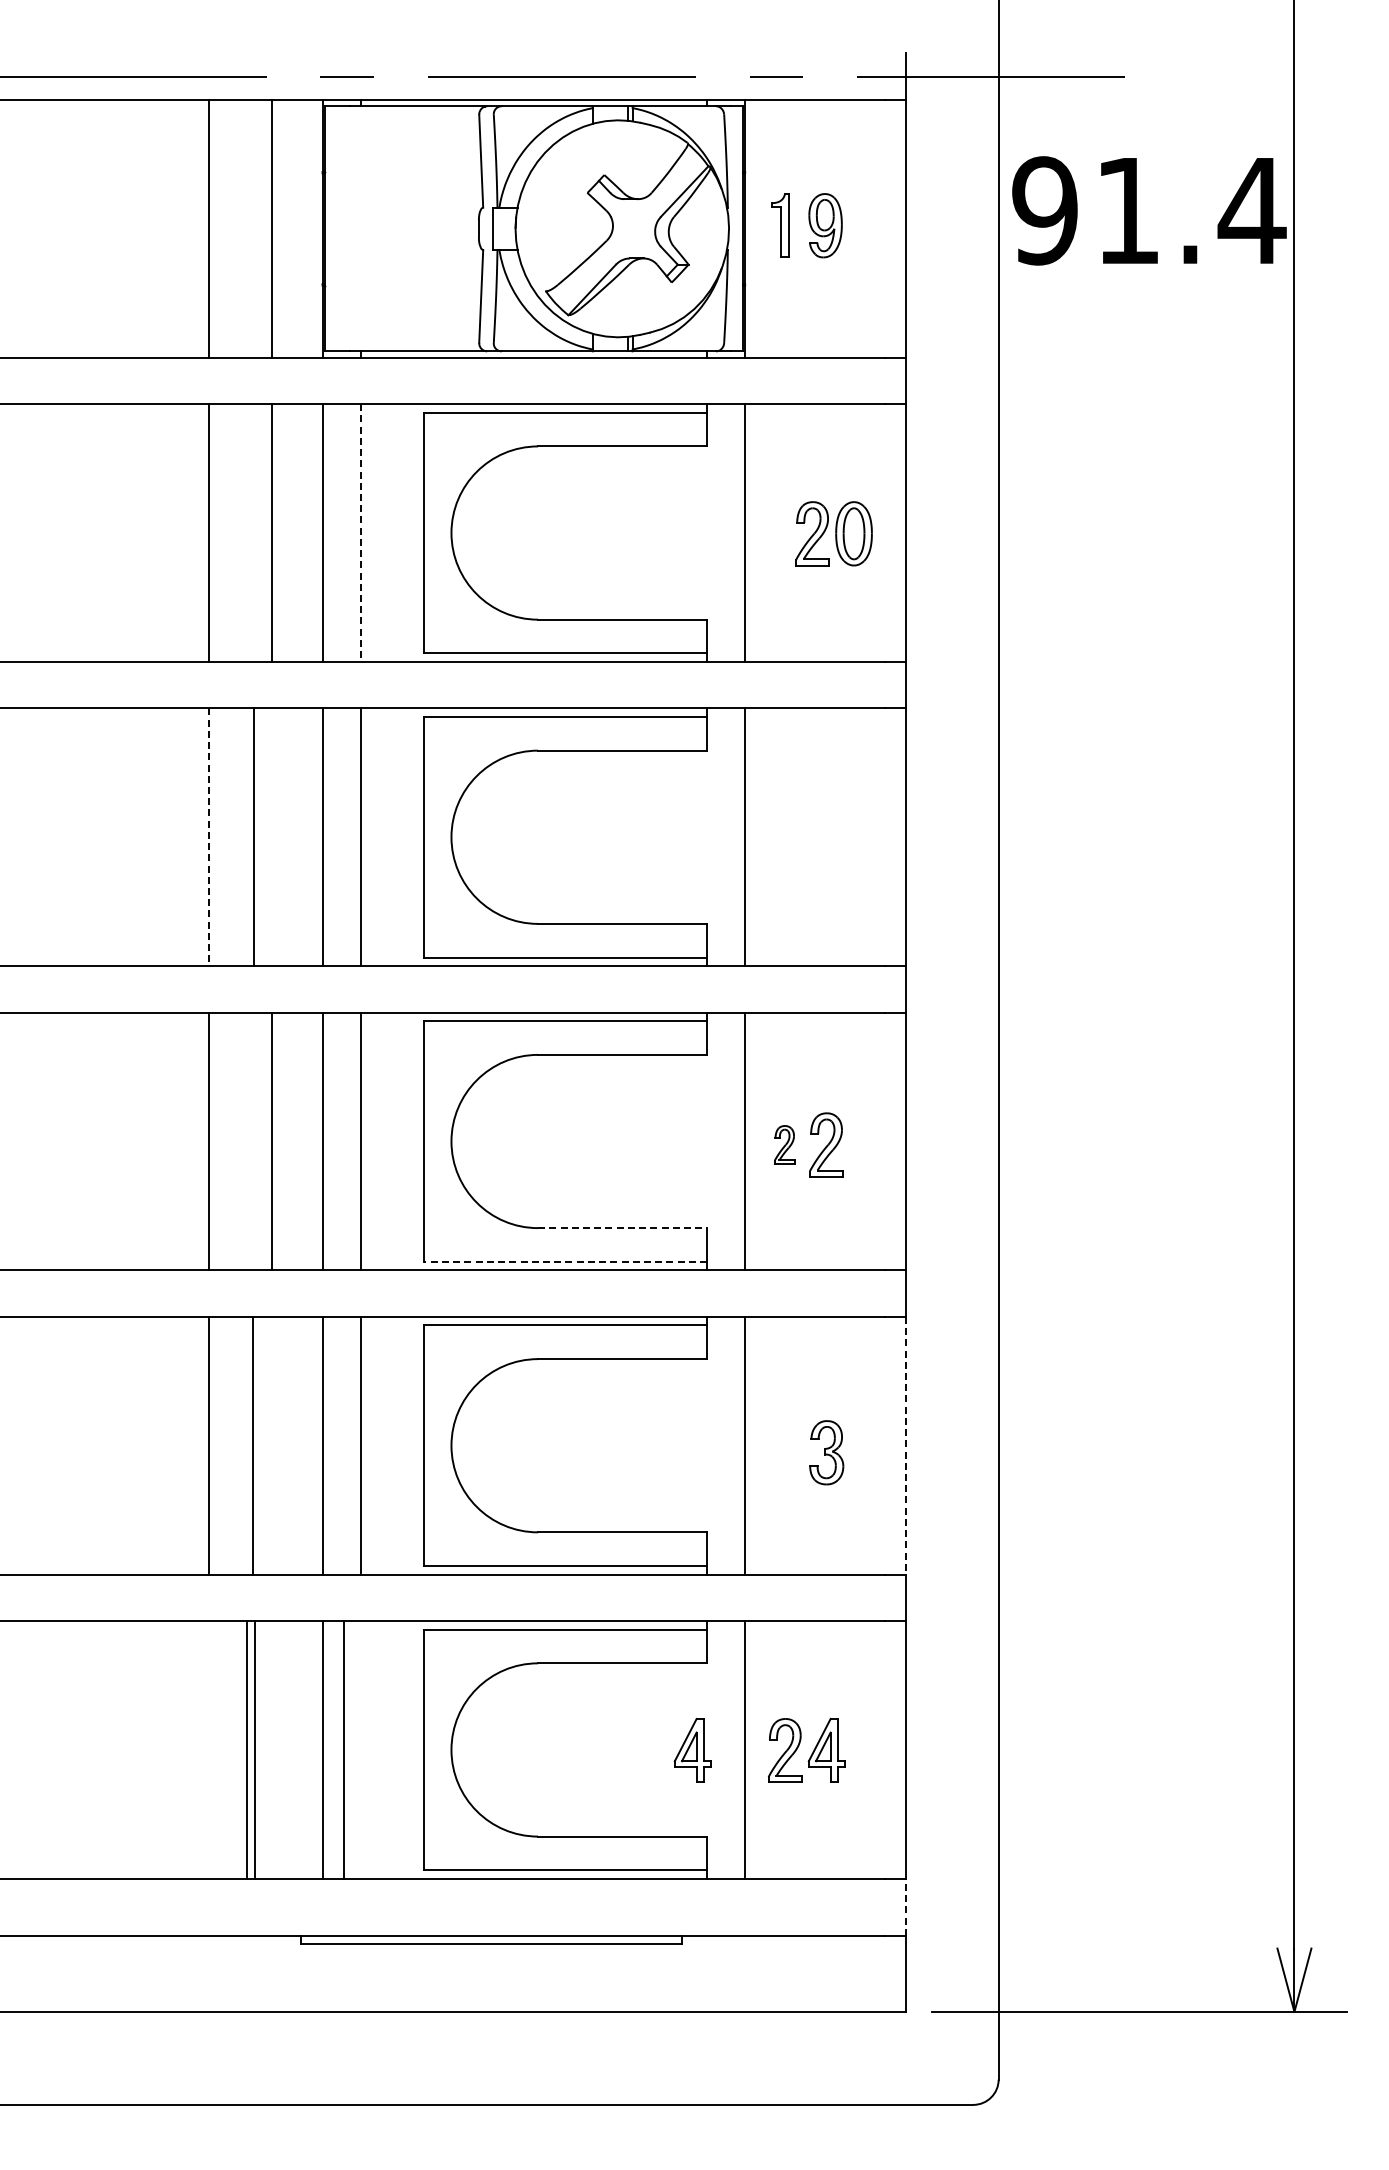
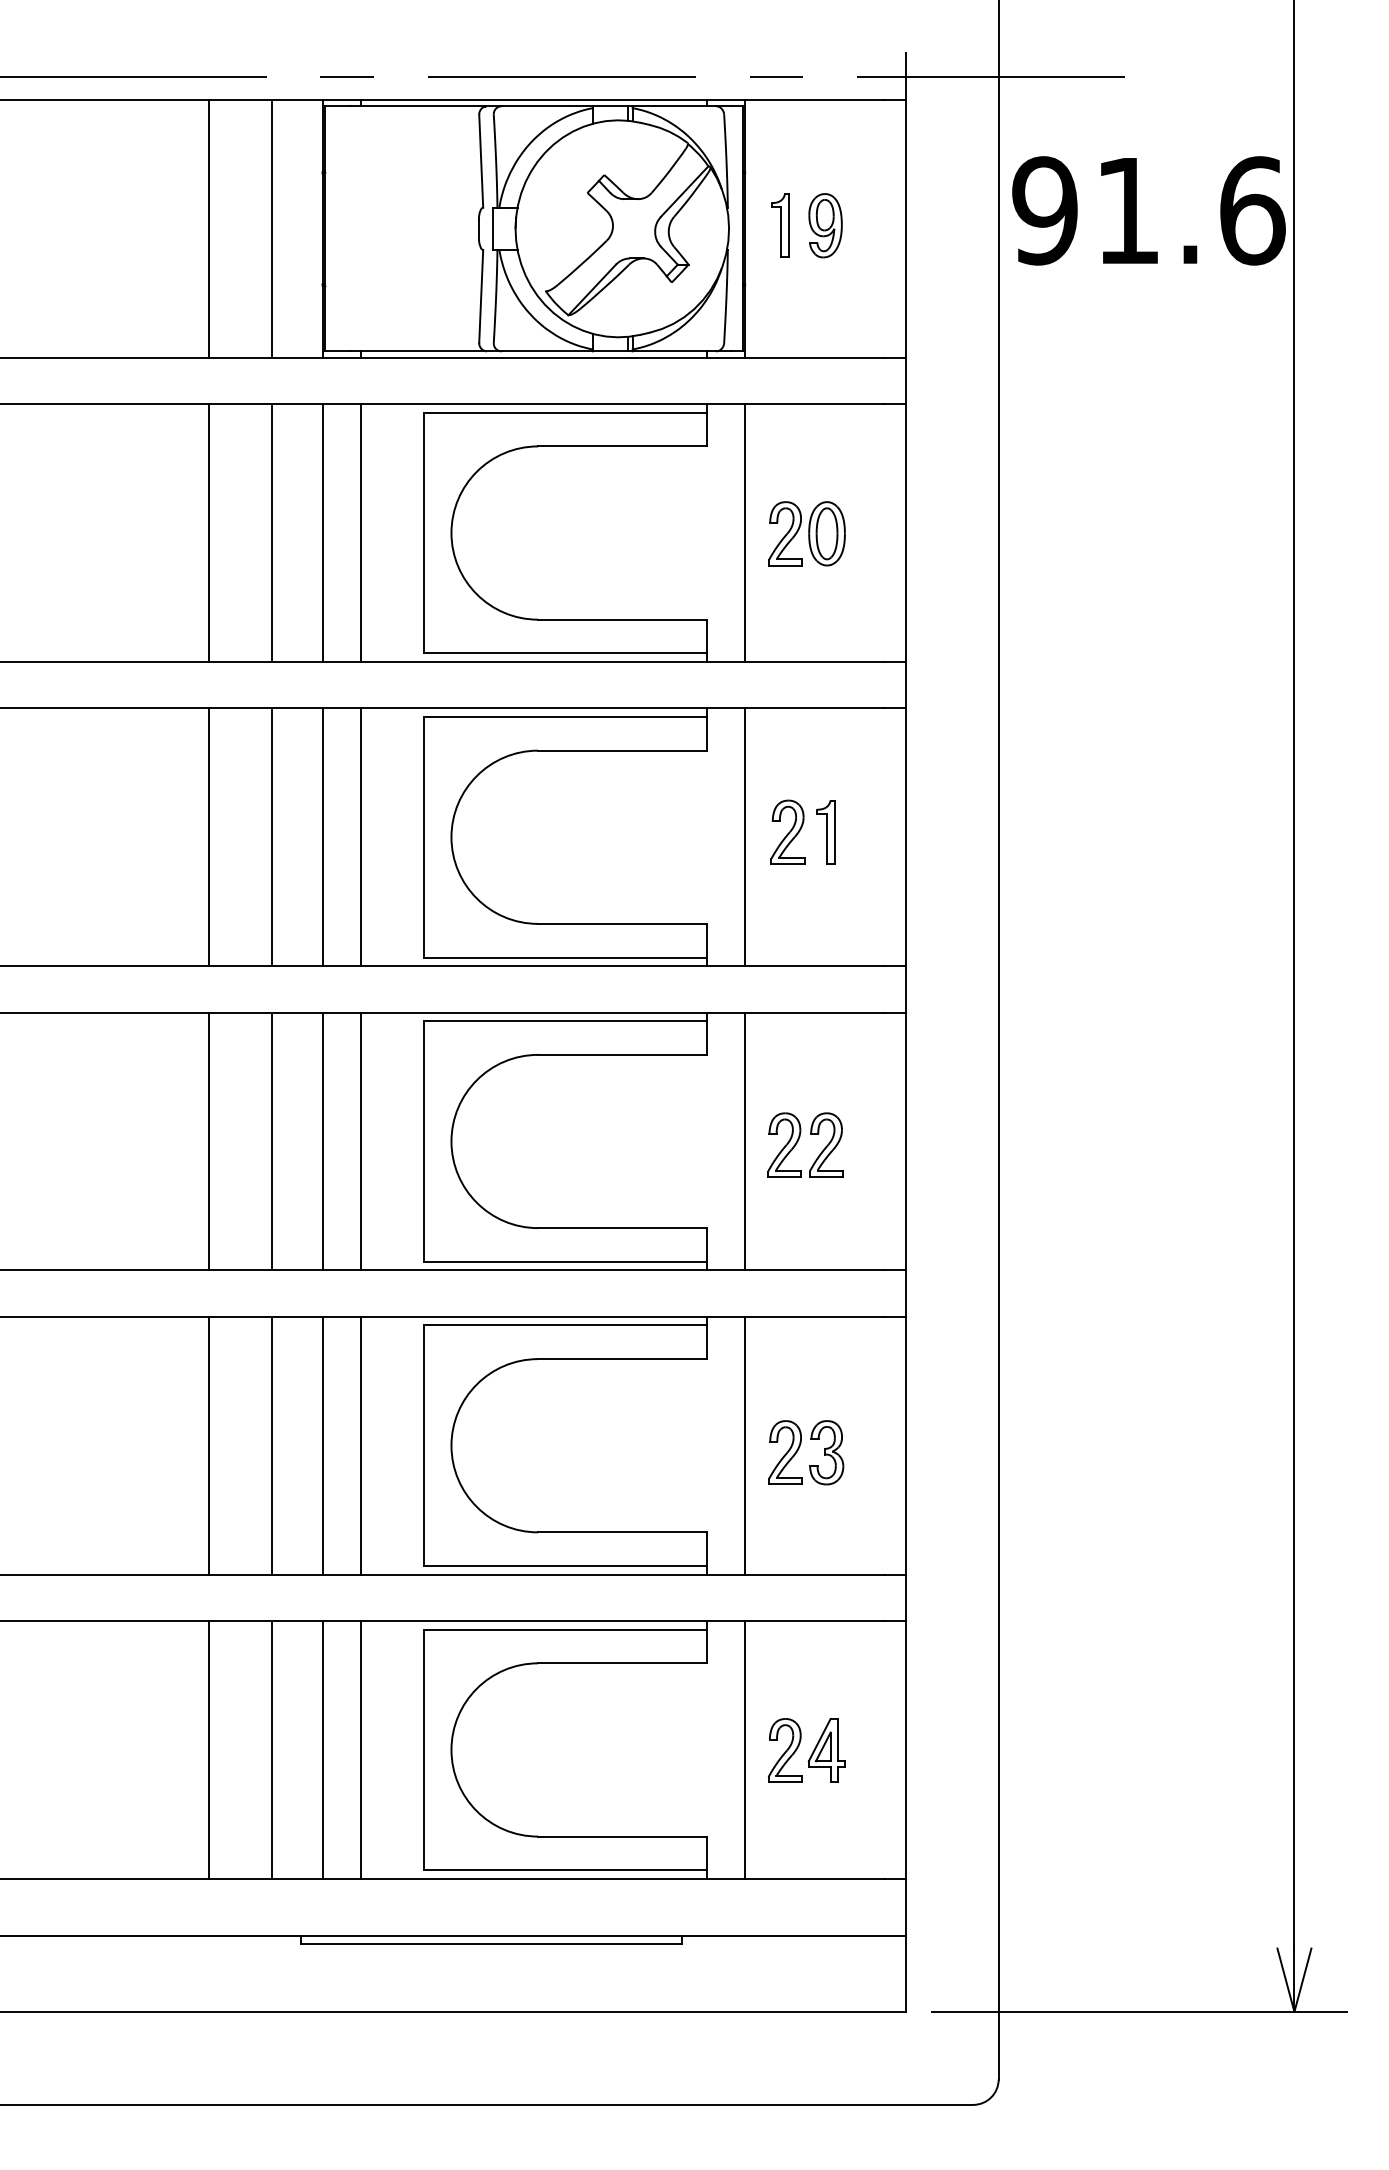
text: 91.4 -> 91.6 (1251, 210)
line: dashed -> solid (360, 533)
part position: (833, 533) -> (806, 533) (806, 533)
part: none -> present (787, 831)
part: none -> present (825, 832)
line: dashed -> solid (208, 837)
line position: (253, 837) -> (271, 837) (271, 837)
part size: 22x40 px -> 35x66 px (784, 1144)
line: dashed -> solid (622, 1228)
line: dashed -> solid (565, 1261)
line position: (252, 1445) -> (271, 1445) (271, 1445)
line: dashed -> solid (905, 1445)
part: none -> present (785, 1452)
line position: (246, 1749) -> (208, 1749) (208, 1749)
line position: (254, 1749) -> (271, 1749) (271, 1749)
line position: (343, 1749) -> (360, 1749) (360, 1749)
part: present -> none (692, 1750)
line: dashed -> solid (905, 1907)
